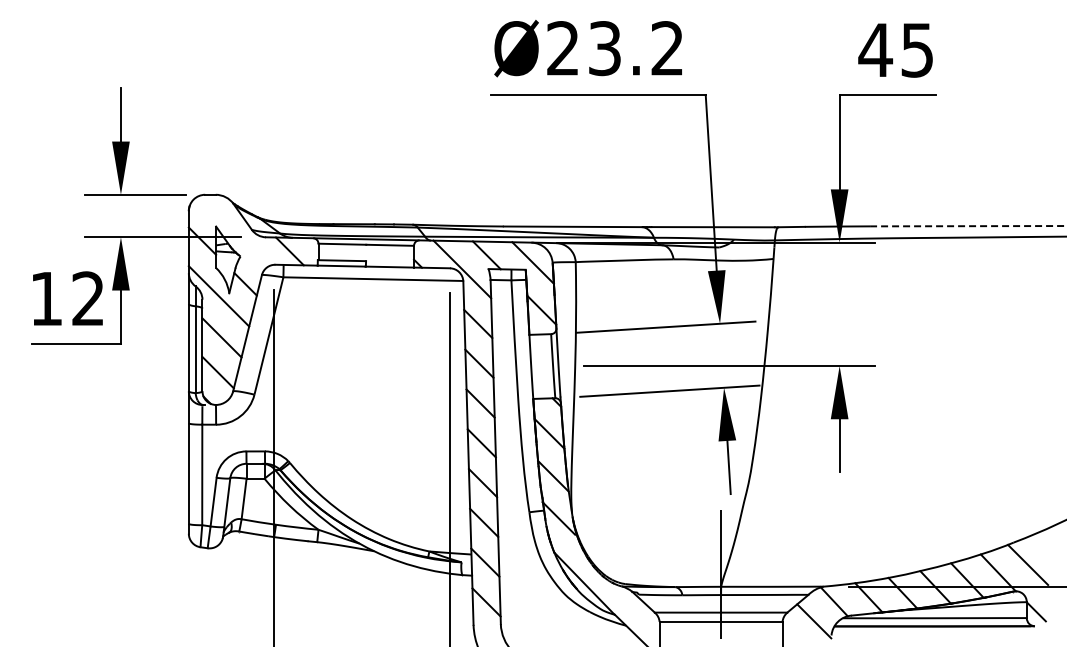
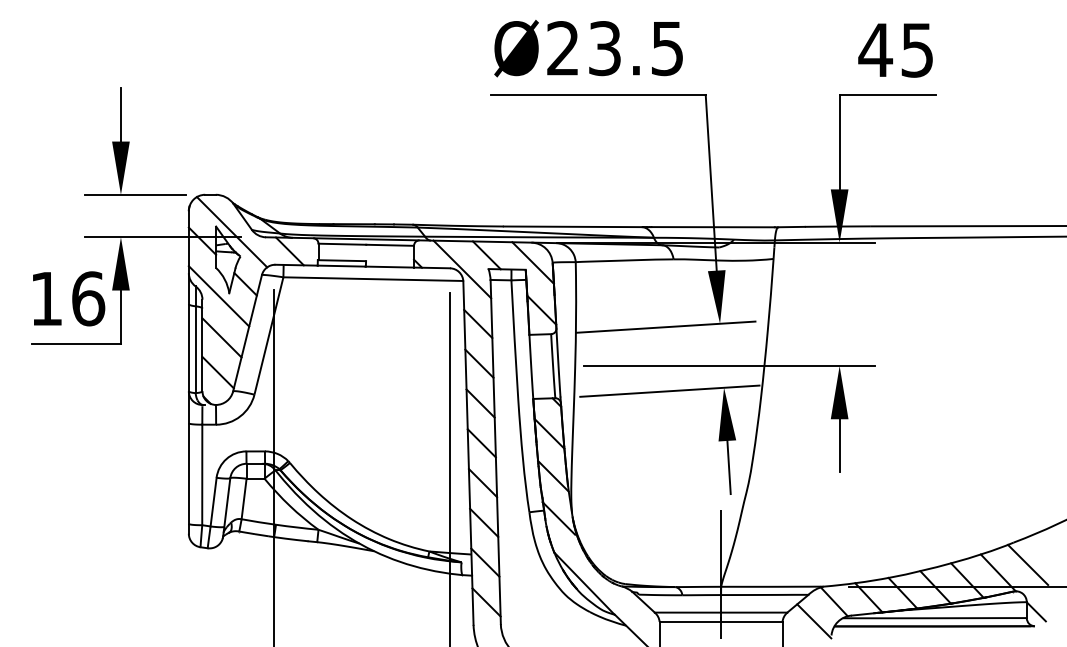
text: Ø23.2 -> Ø23.5 (666, 48)
line: dashed -> solid (968, 226)
line: none -> present (231, 232)
text: 12 -> 16 (88, 298)
